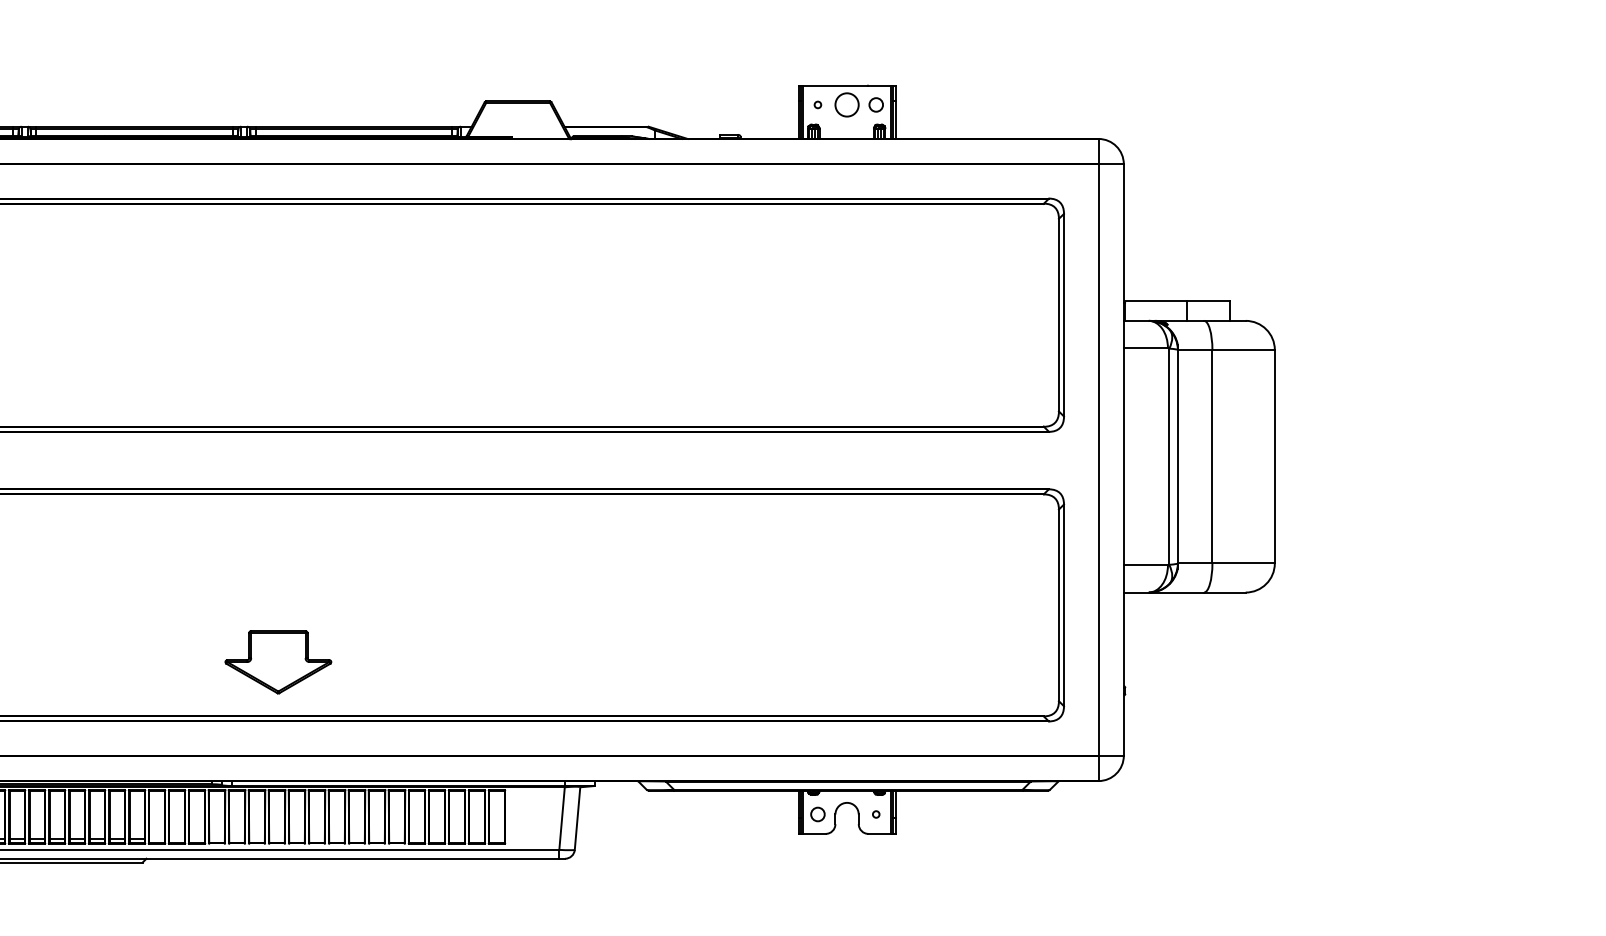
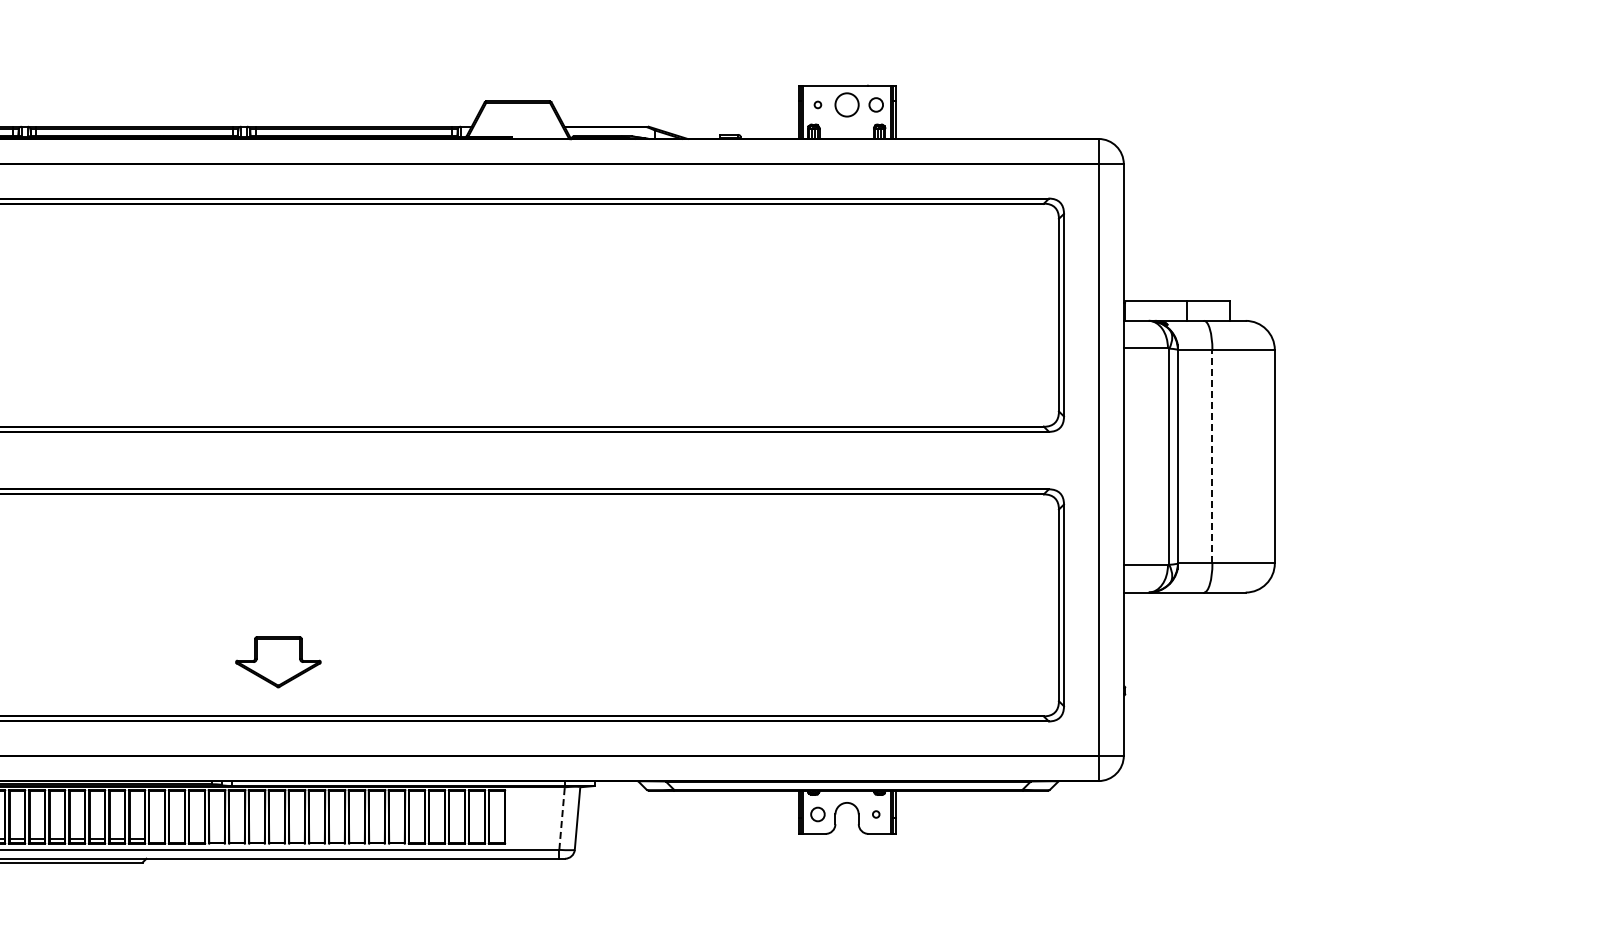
line: solid -> dashed (1212, 456)
part size: 109x65 px -> 87x53 px (278, 662)
line: solid -> dashed (562, 818)
